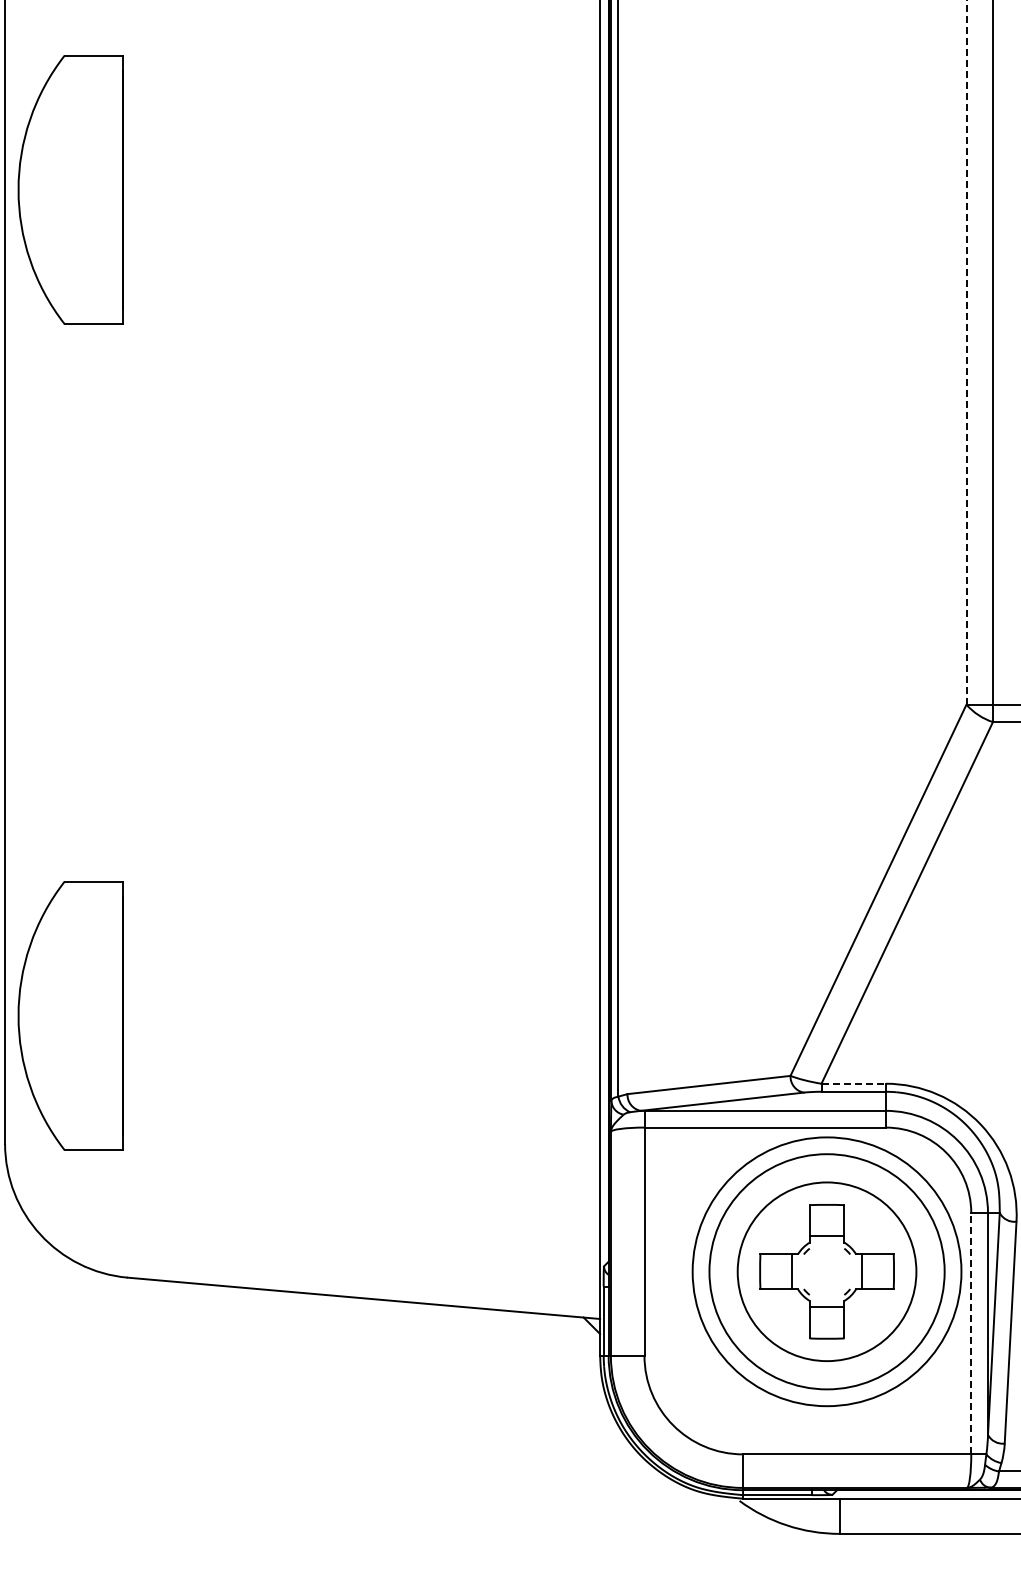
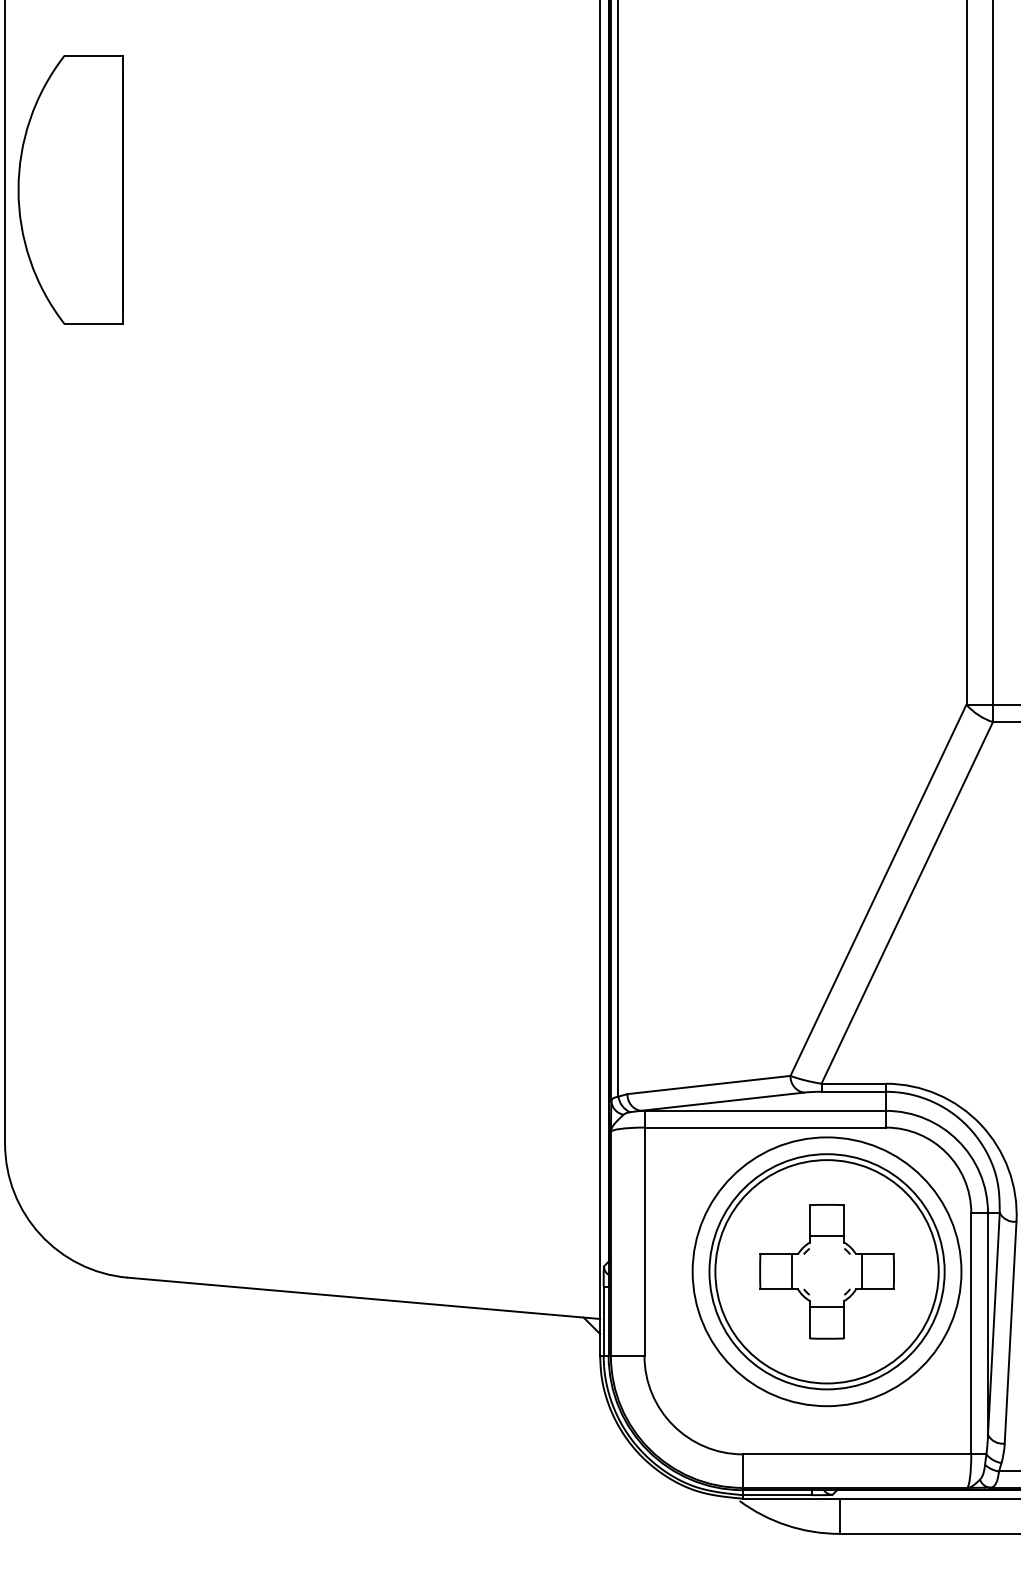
line: dashed -> solid (966, 352)
part: present -> none (70, 1015)
line: dashed -> solid (854, 1083)
circle diameter: 179 px -> 223 px (826, 1271)
line: dashed -> solid (971, 1333)
